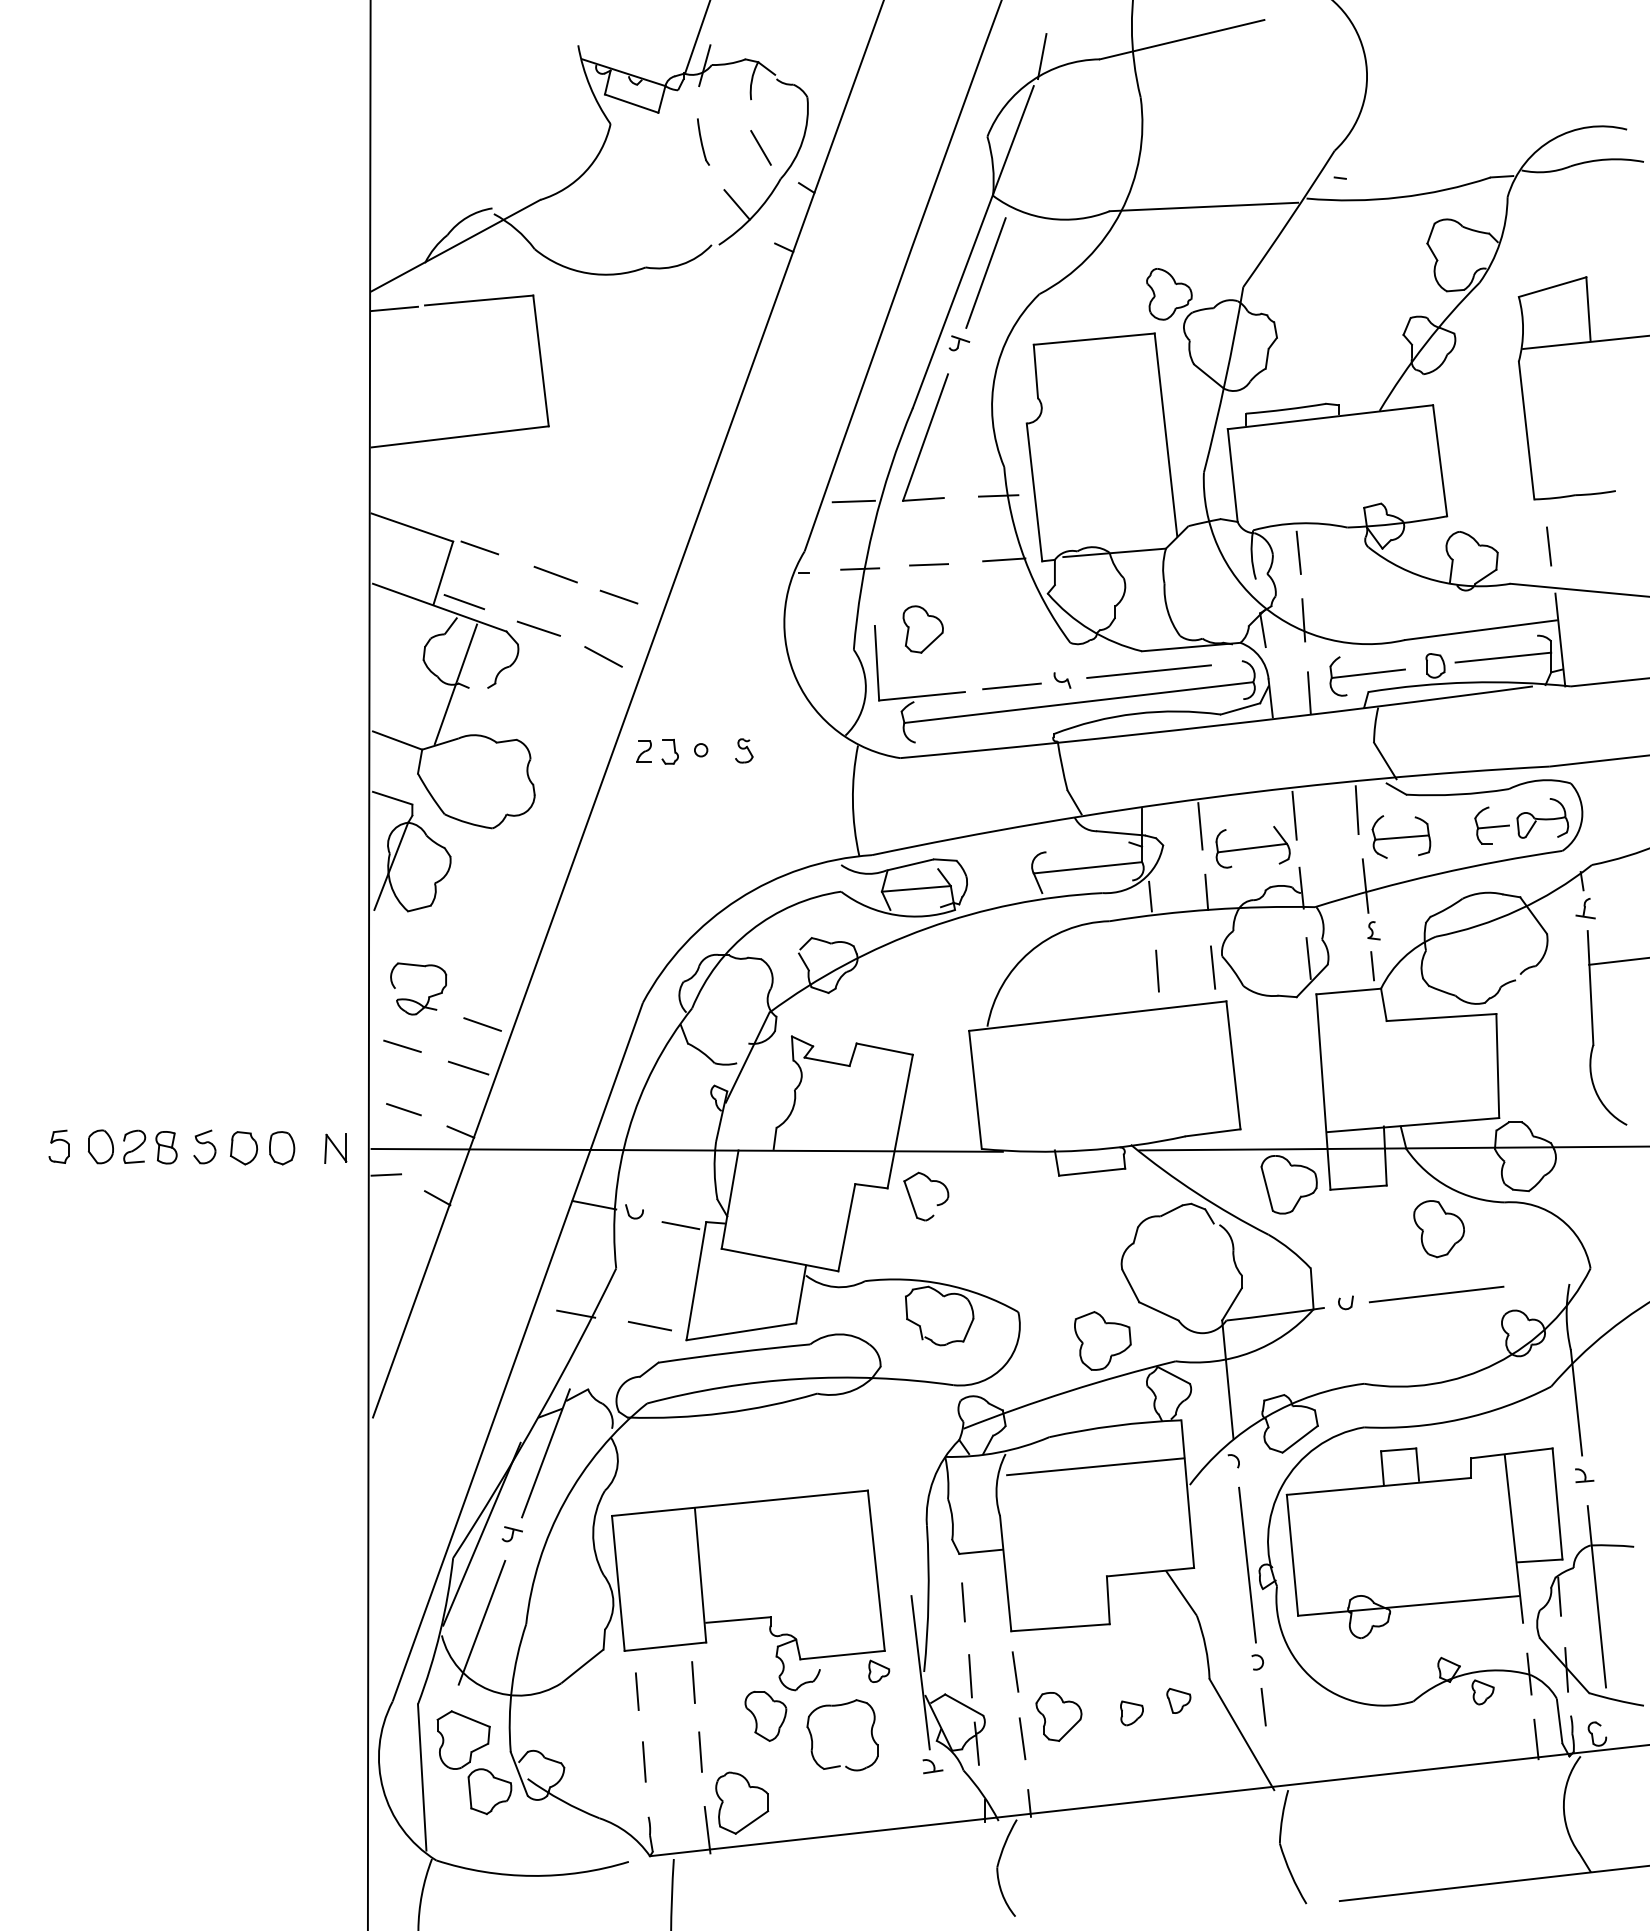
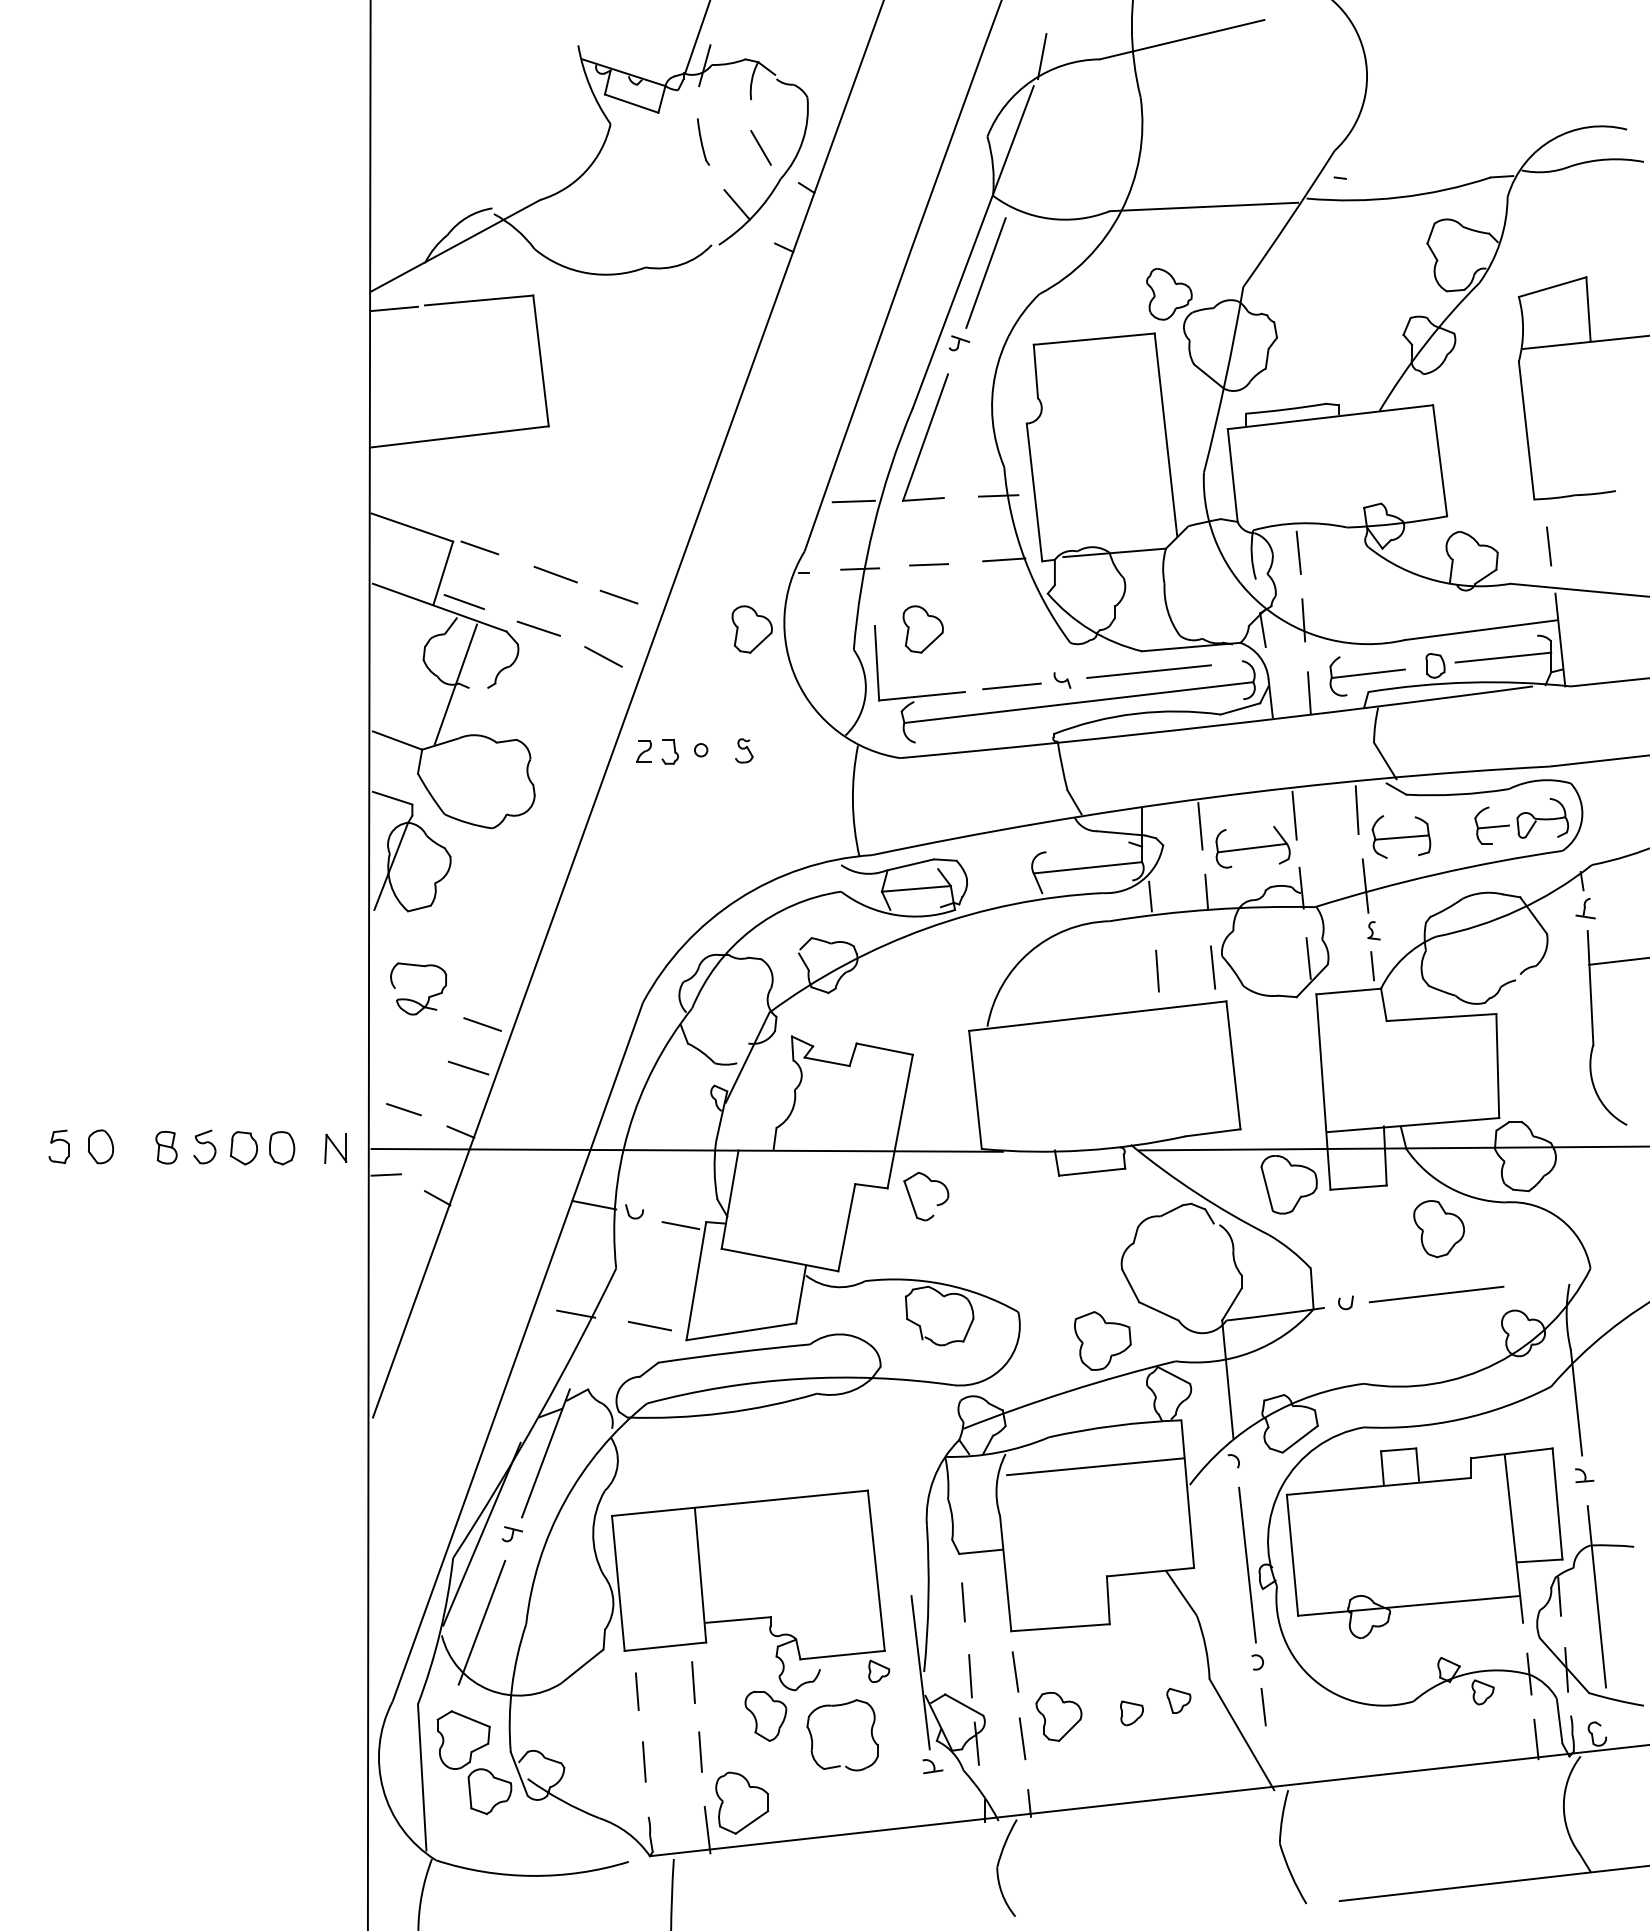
part: none -> present (751, 629)
line: present -> none (402, 1045)
part: present -> none (134, 1146)
